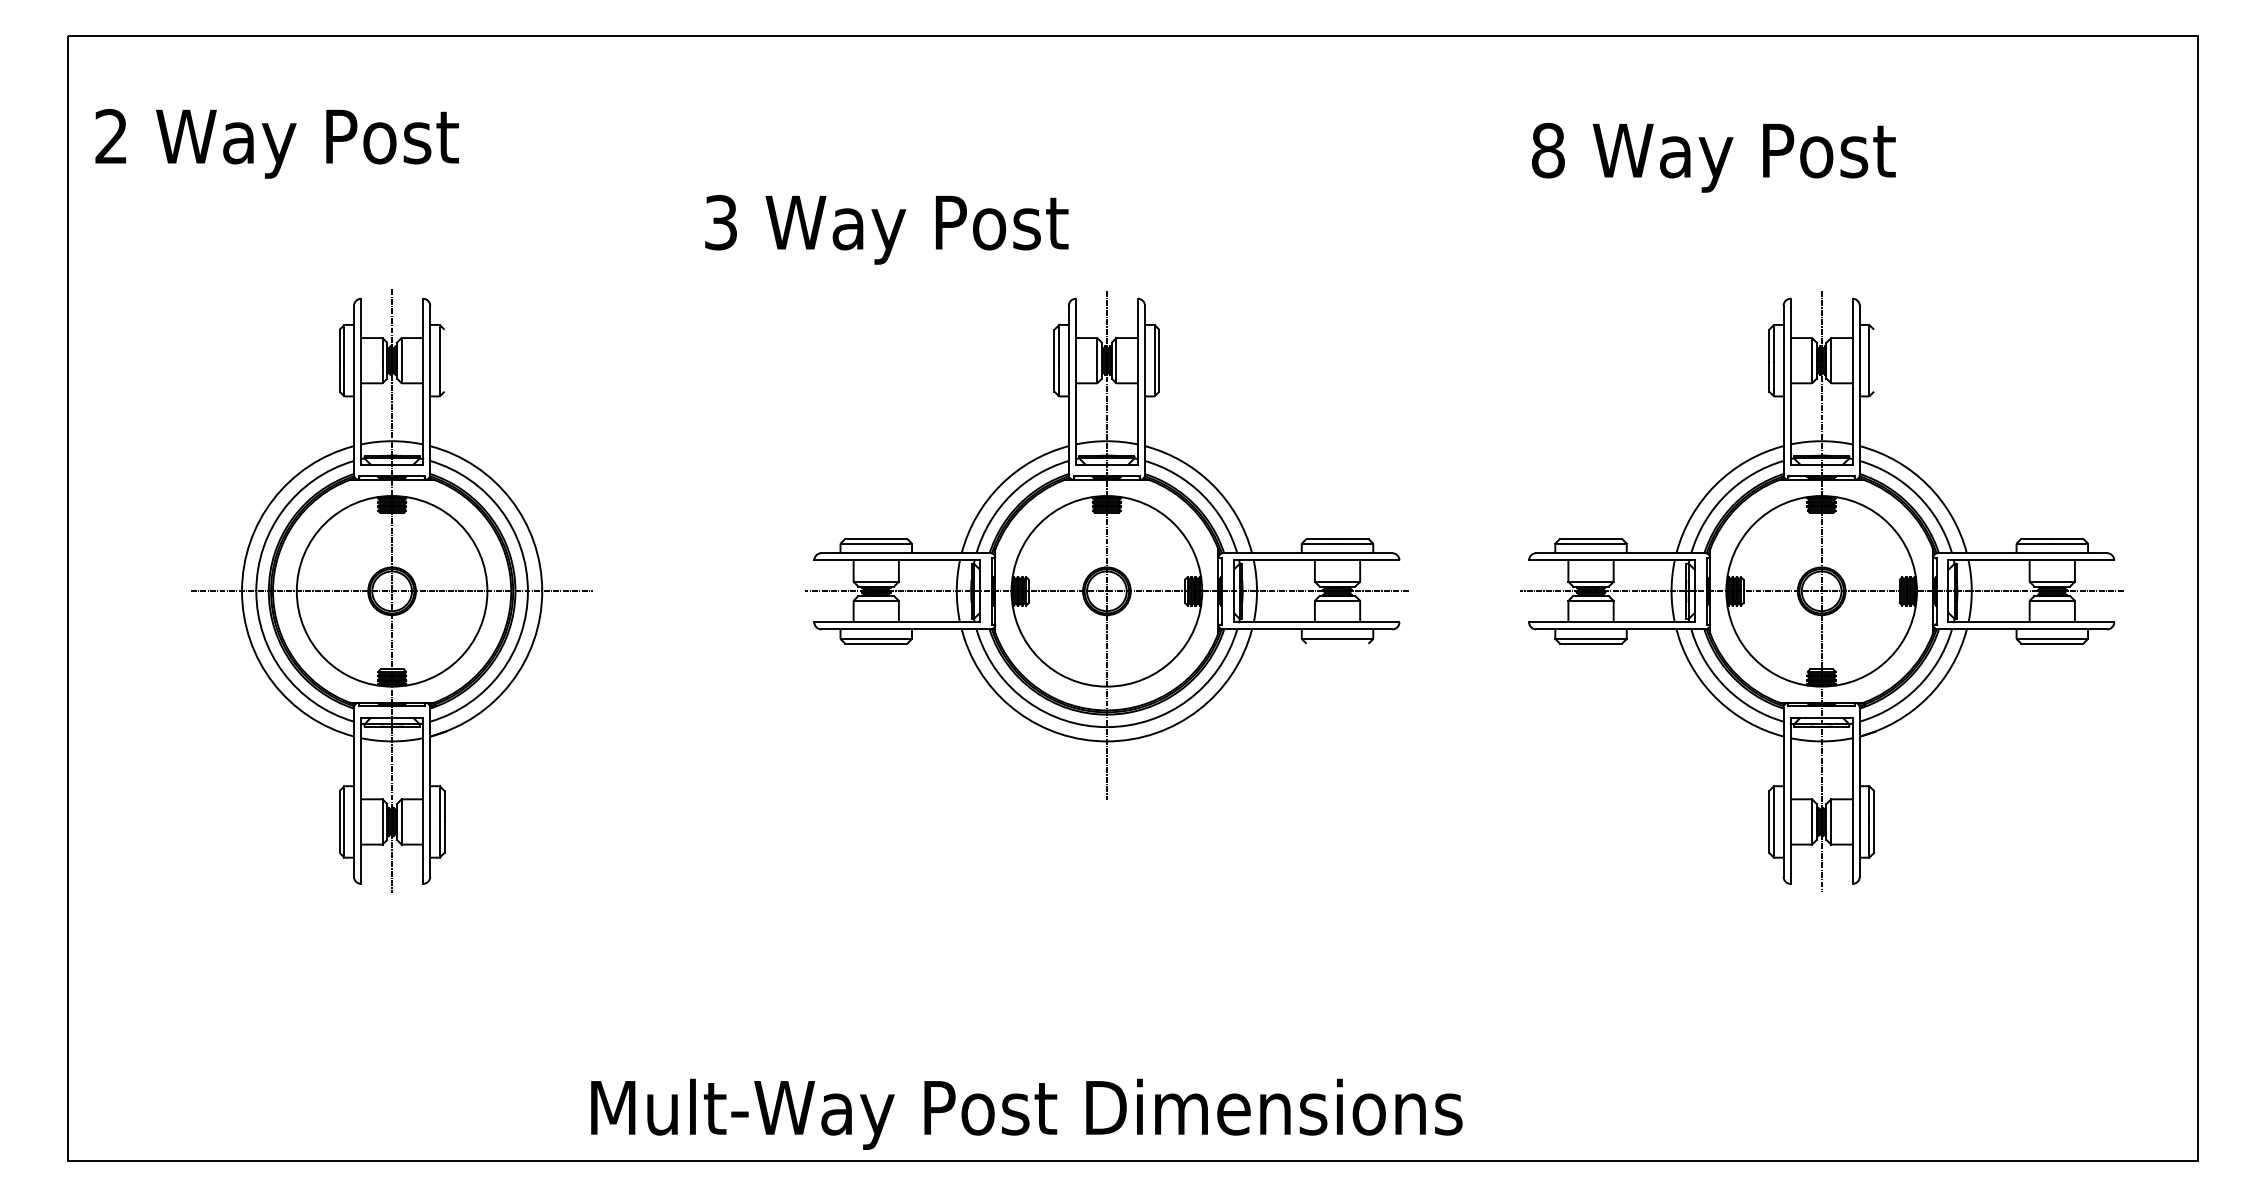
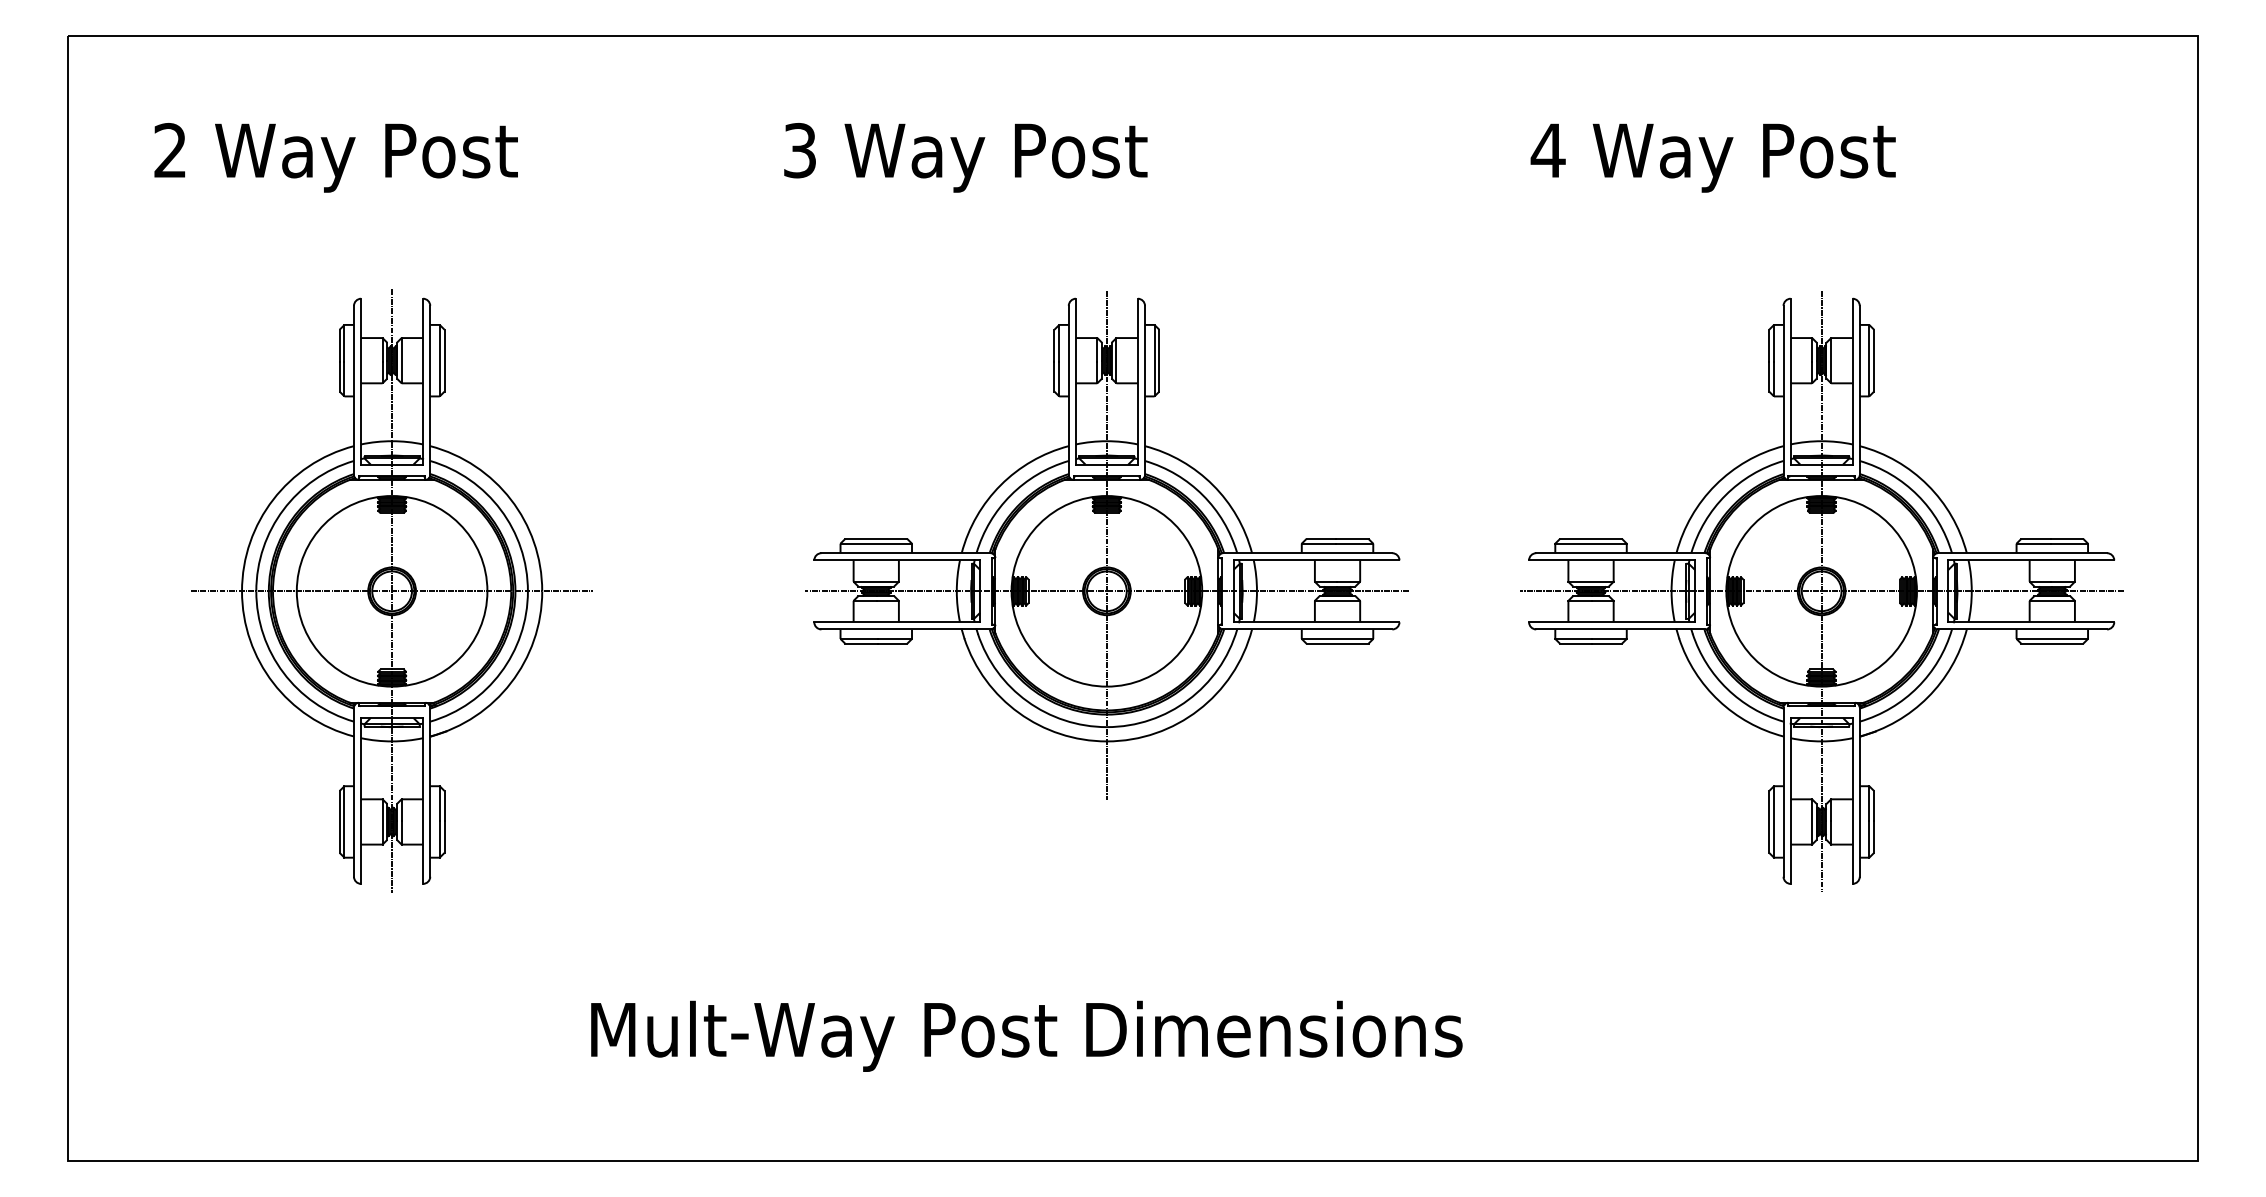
text position: (276, 143) -> (335, 157) (335, 157)
text: 8 -> 4 (1547, 150)
text position: (886, 229) -> (965, 157) (965, 157)
line: none -> present (444, 360)
line: none -> present (1874, 360)
line: none -> present (1337, 643)
text position: (1026, 1113) -> (1026, 1035) (1026, 1035)
